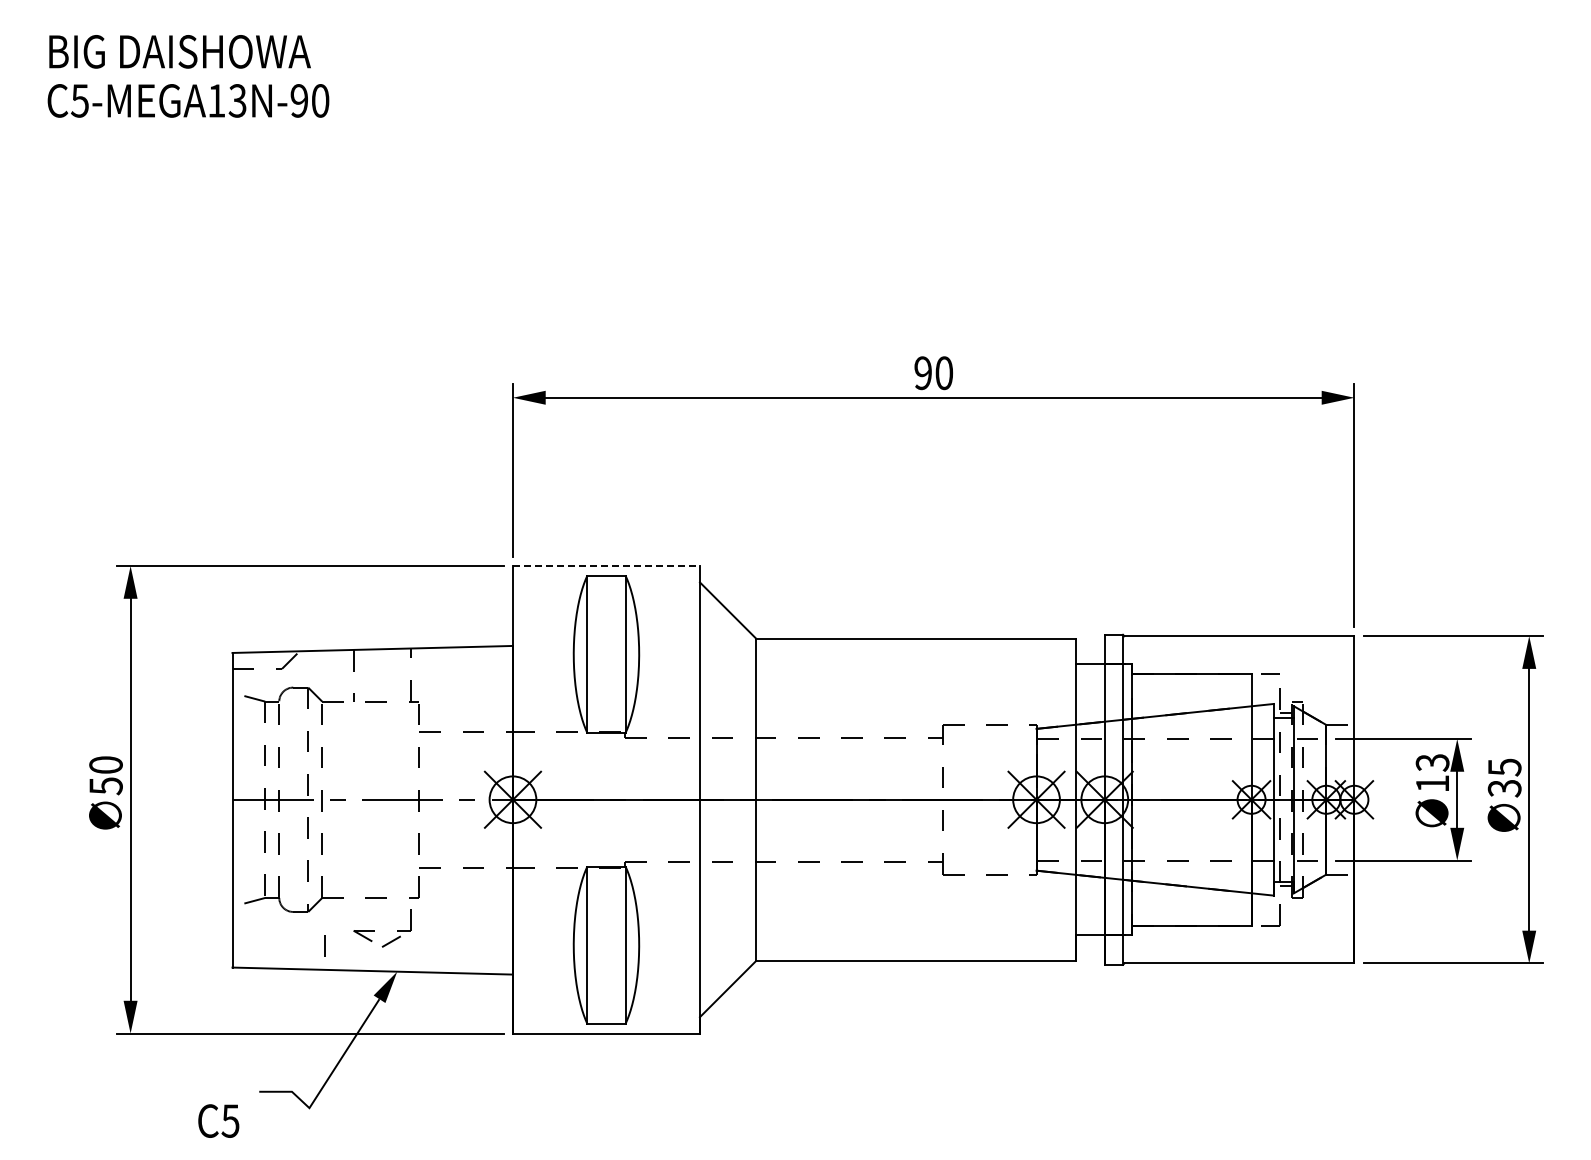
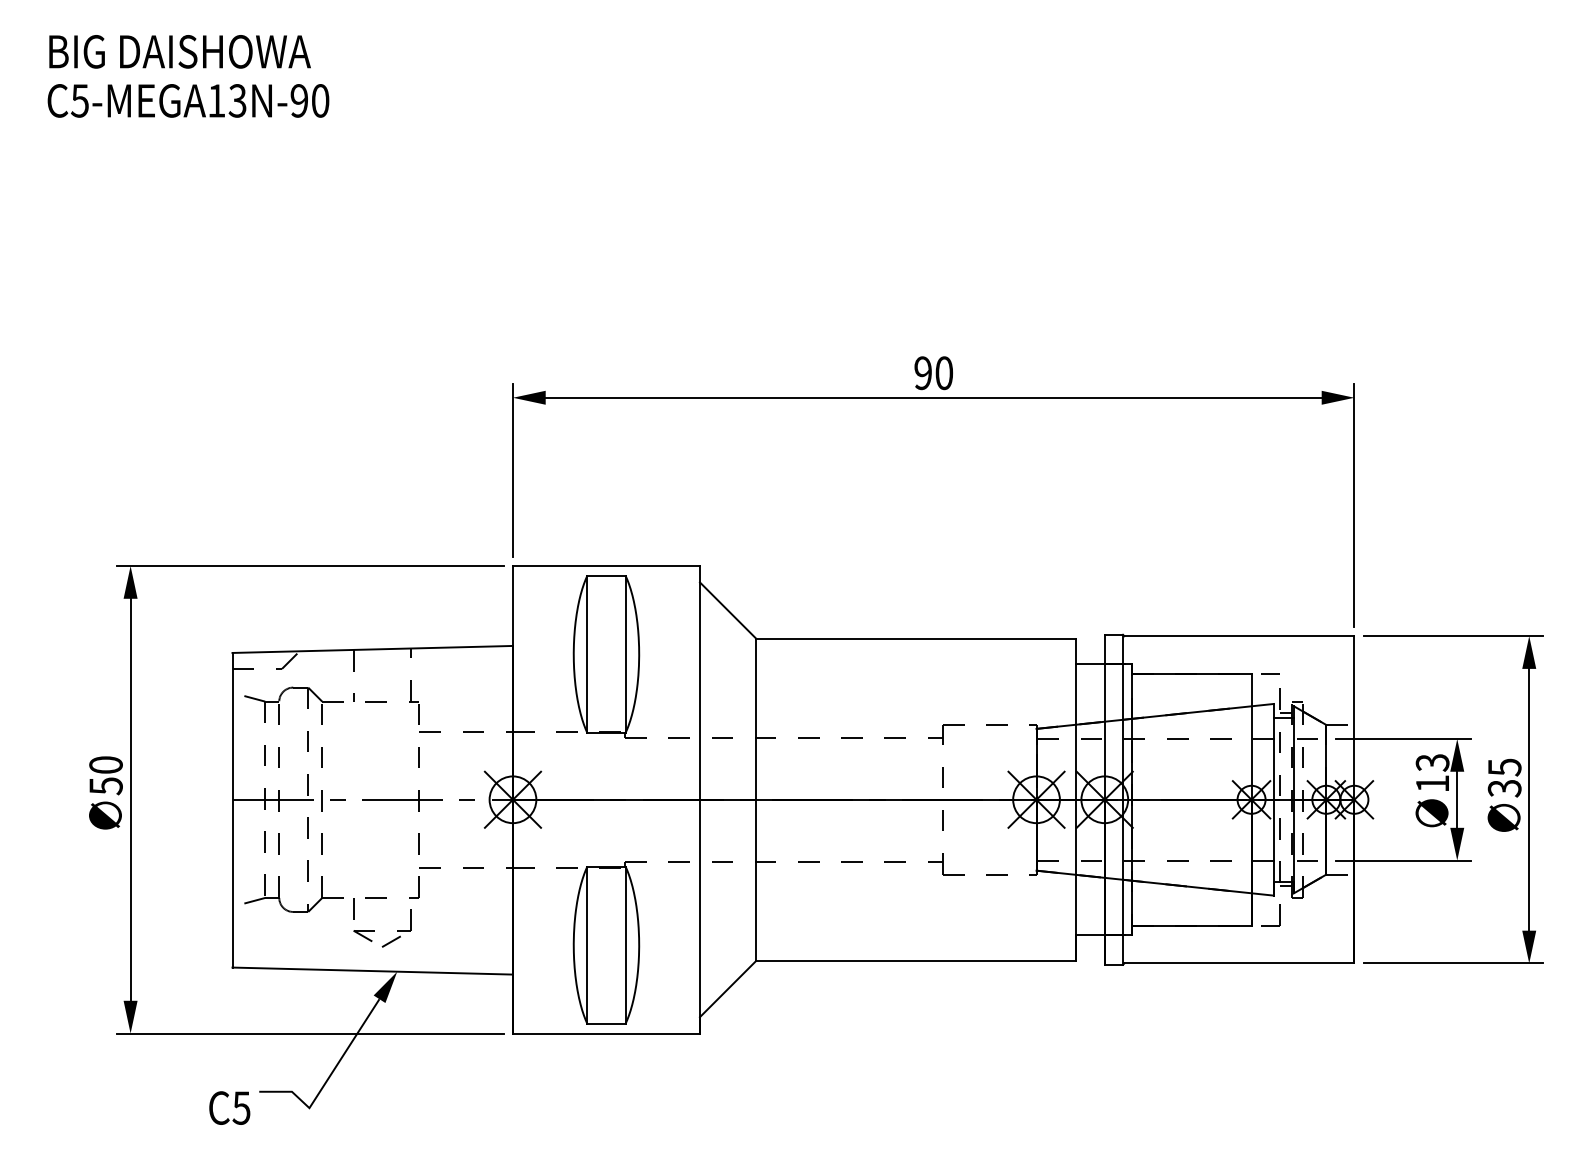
line: dashed -> solid (606, 566)
line position: (324, 945) -> (353, 908) (353, 908)
text position: (218, 1120) -> (229, 1107) (229, 1107)
